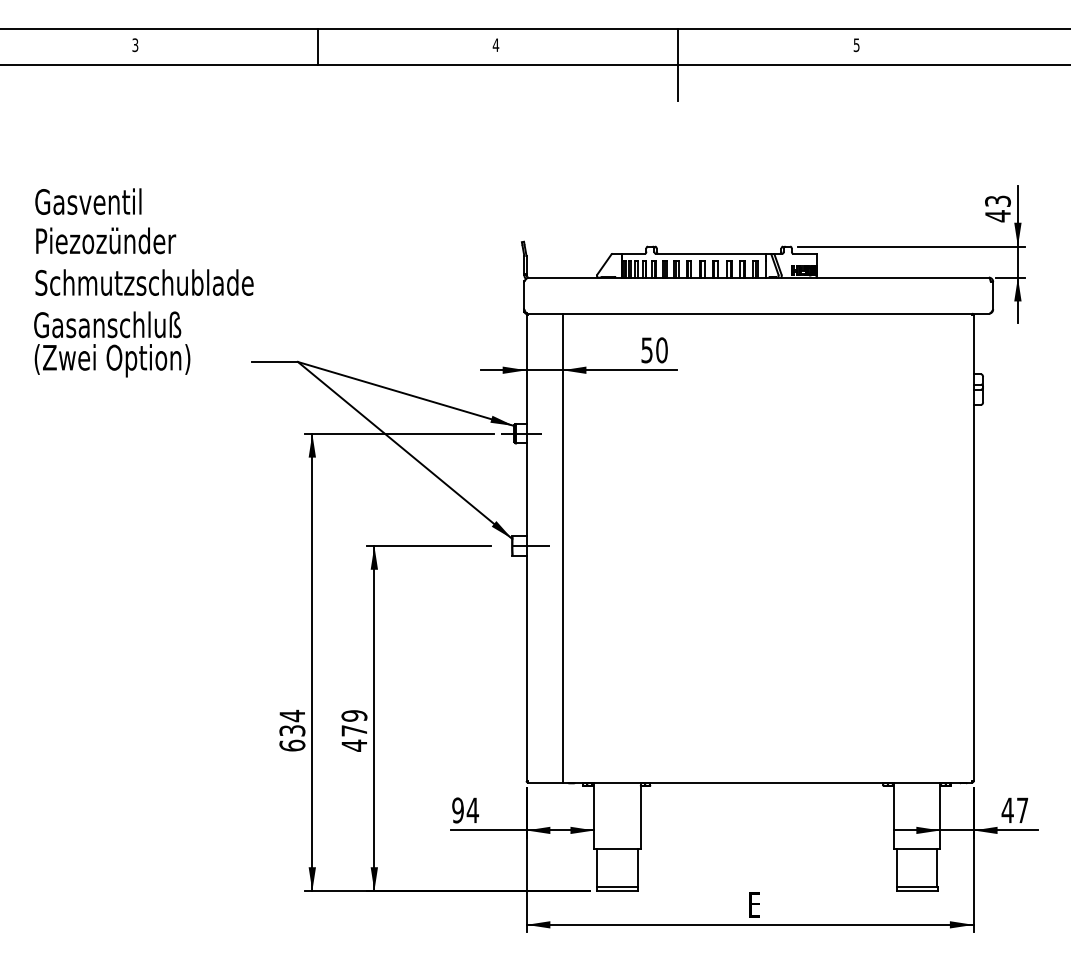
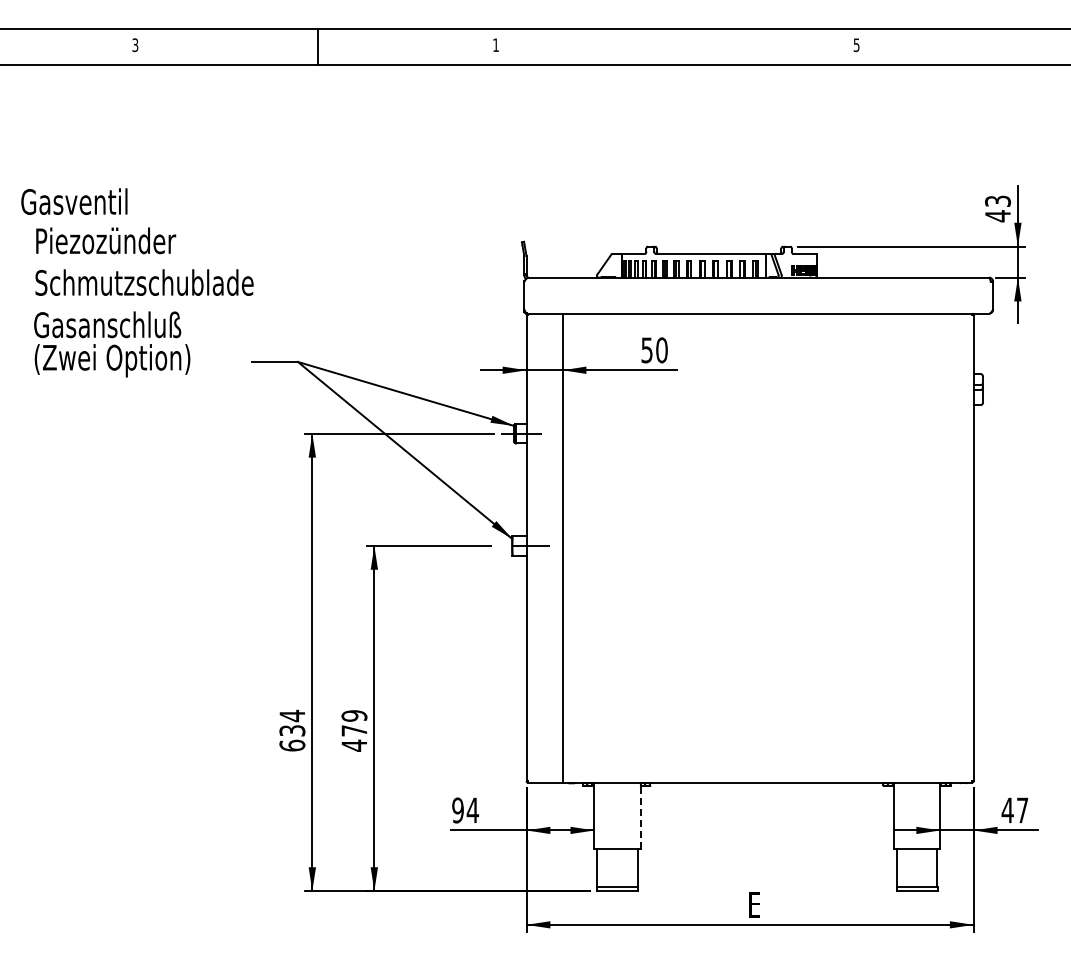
text: 4 -> 1 (495, 44)
line: present -> none (678, 64)
text position: (88, 201) -> (74, 201) (74, 201)
line: solid -> dashed (640, 815)
